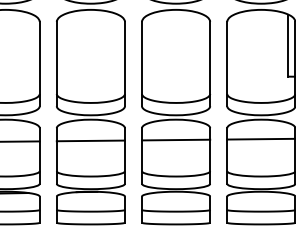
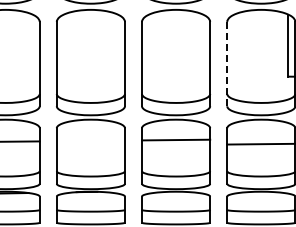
line: solid -> dashed (227, 63)
line position: (259, 138) -> (259, 143) (259, 143)
line: present -> none (90, 140)
